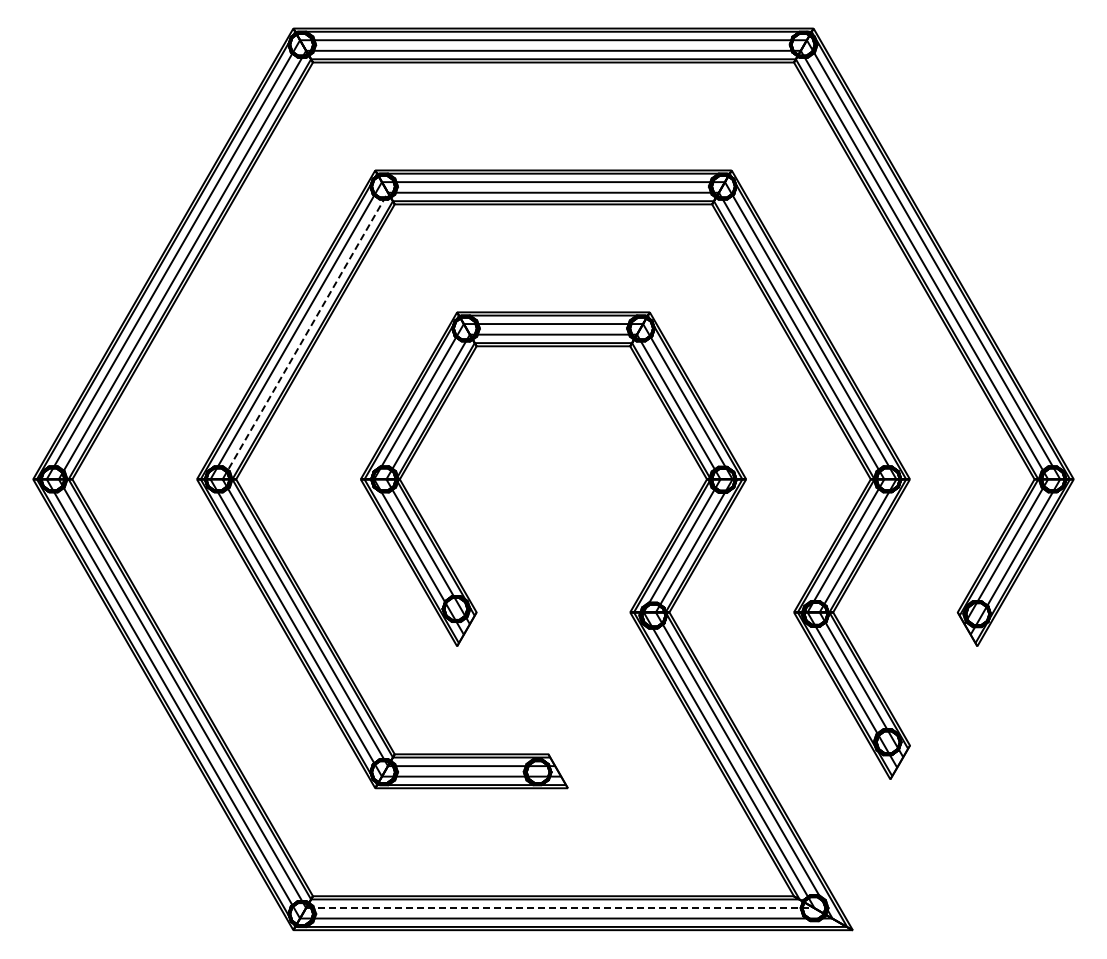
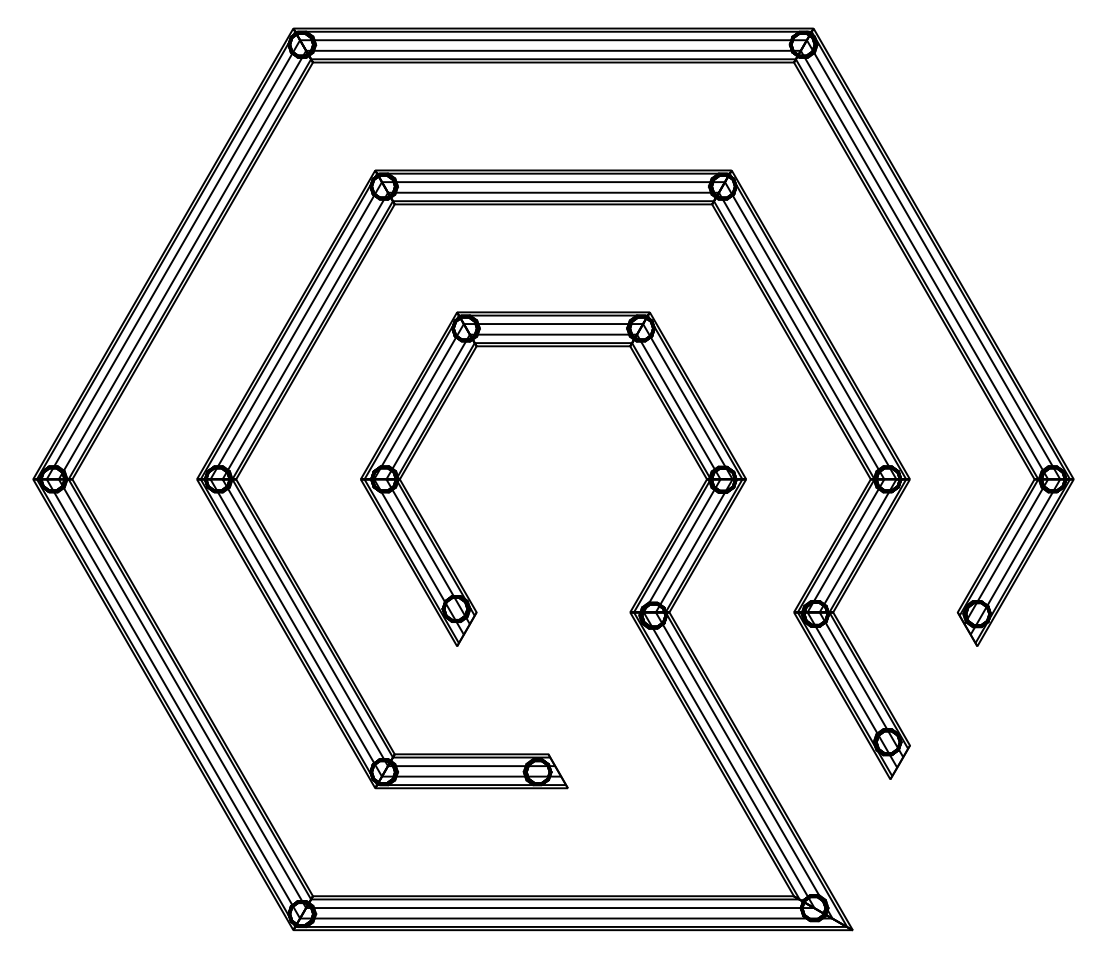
line: dashed -> solid (305, 335)
line: dashed -> solid (563, 908)
